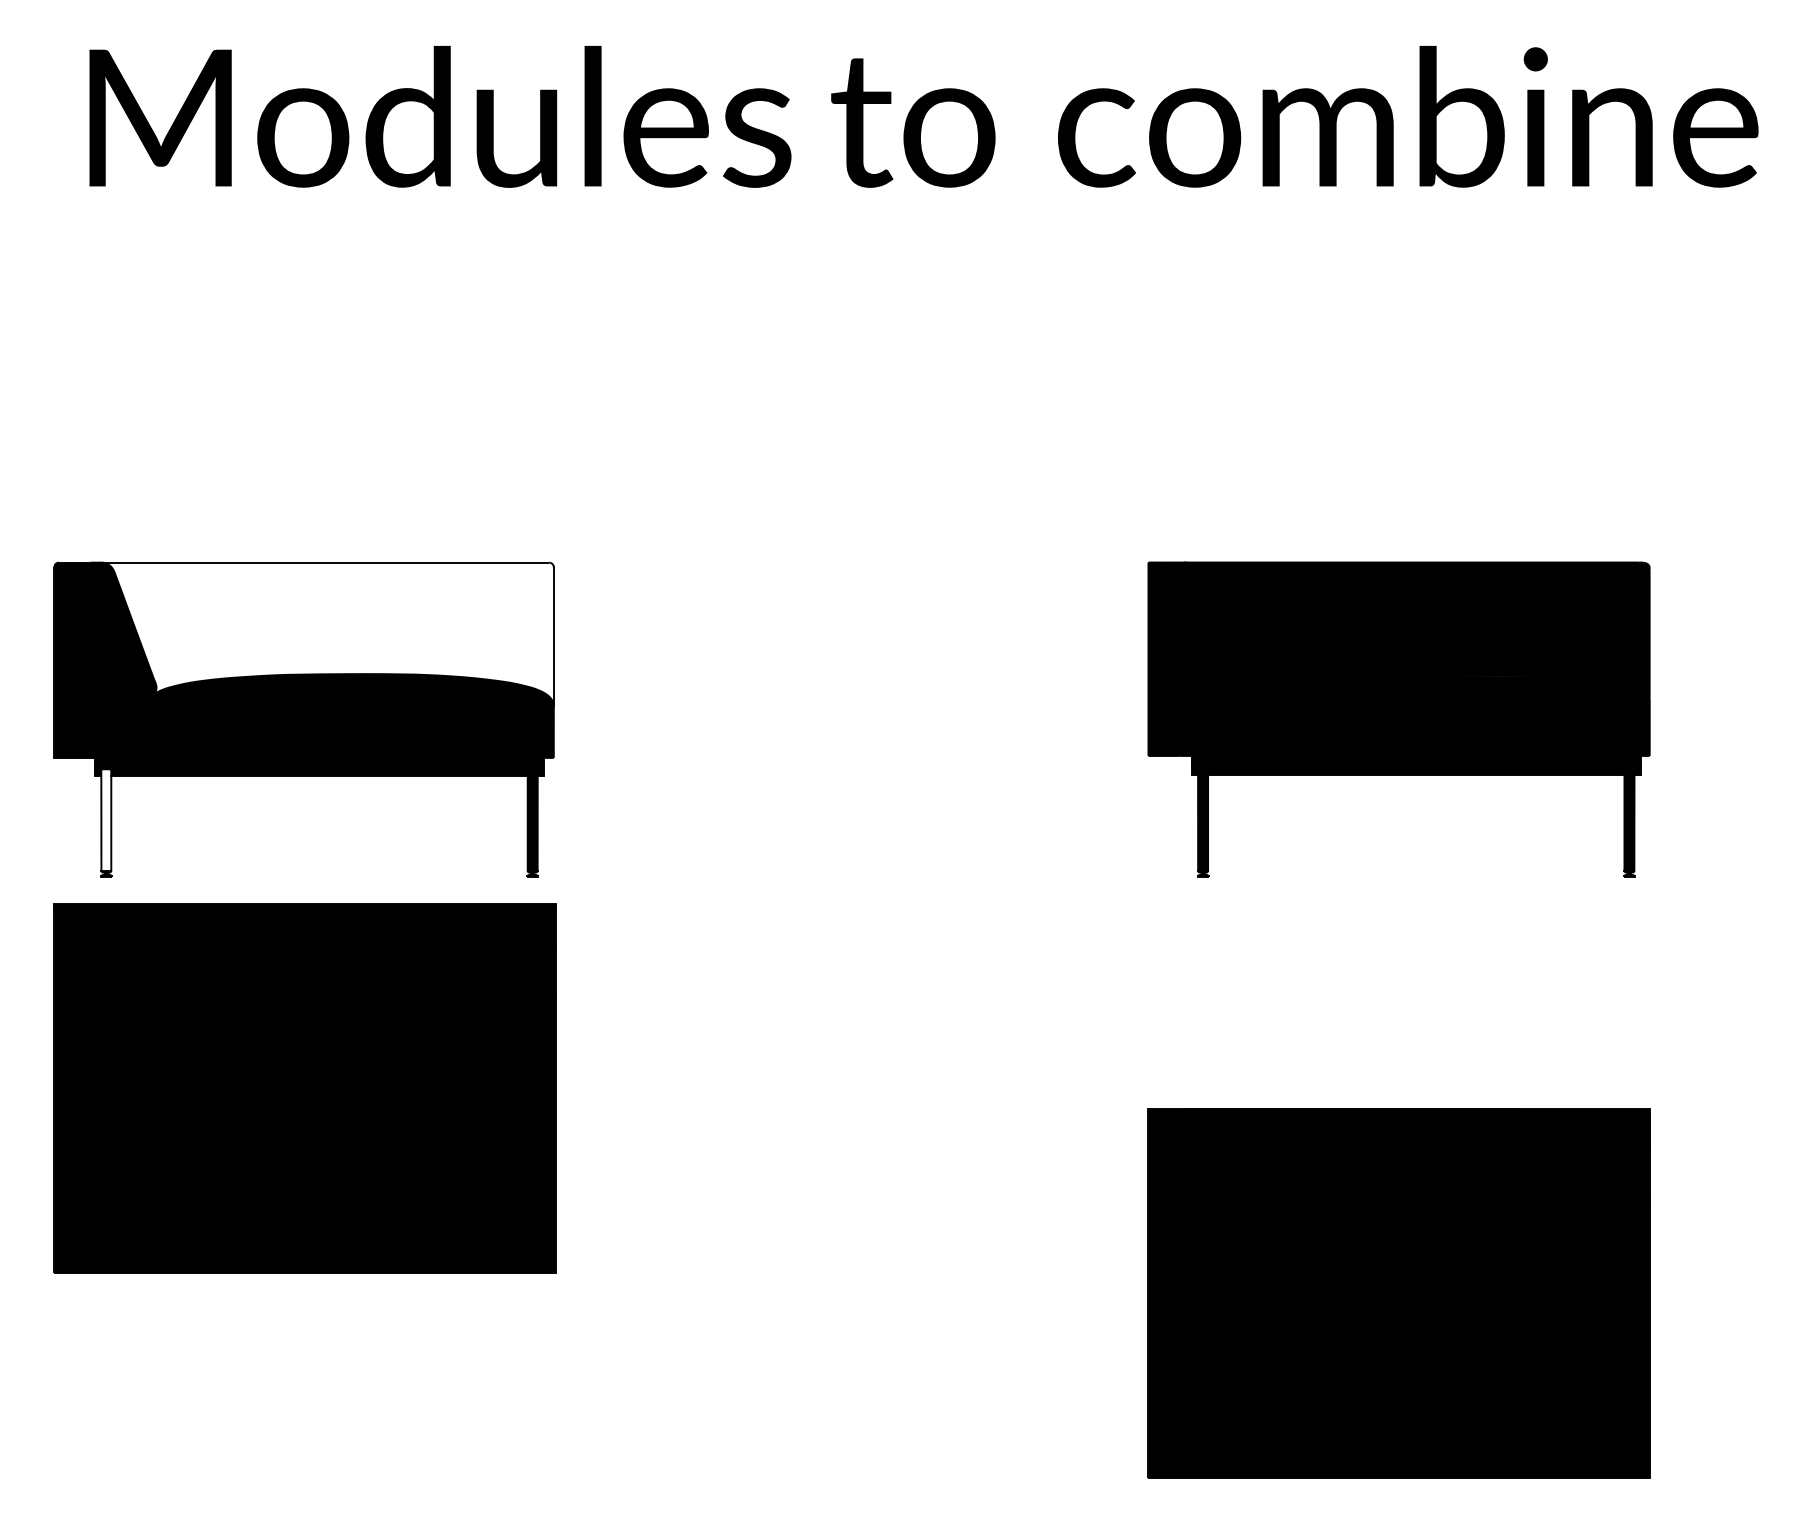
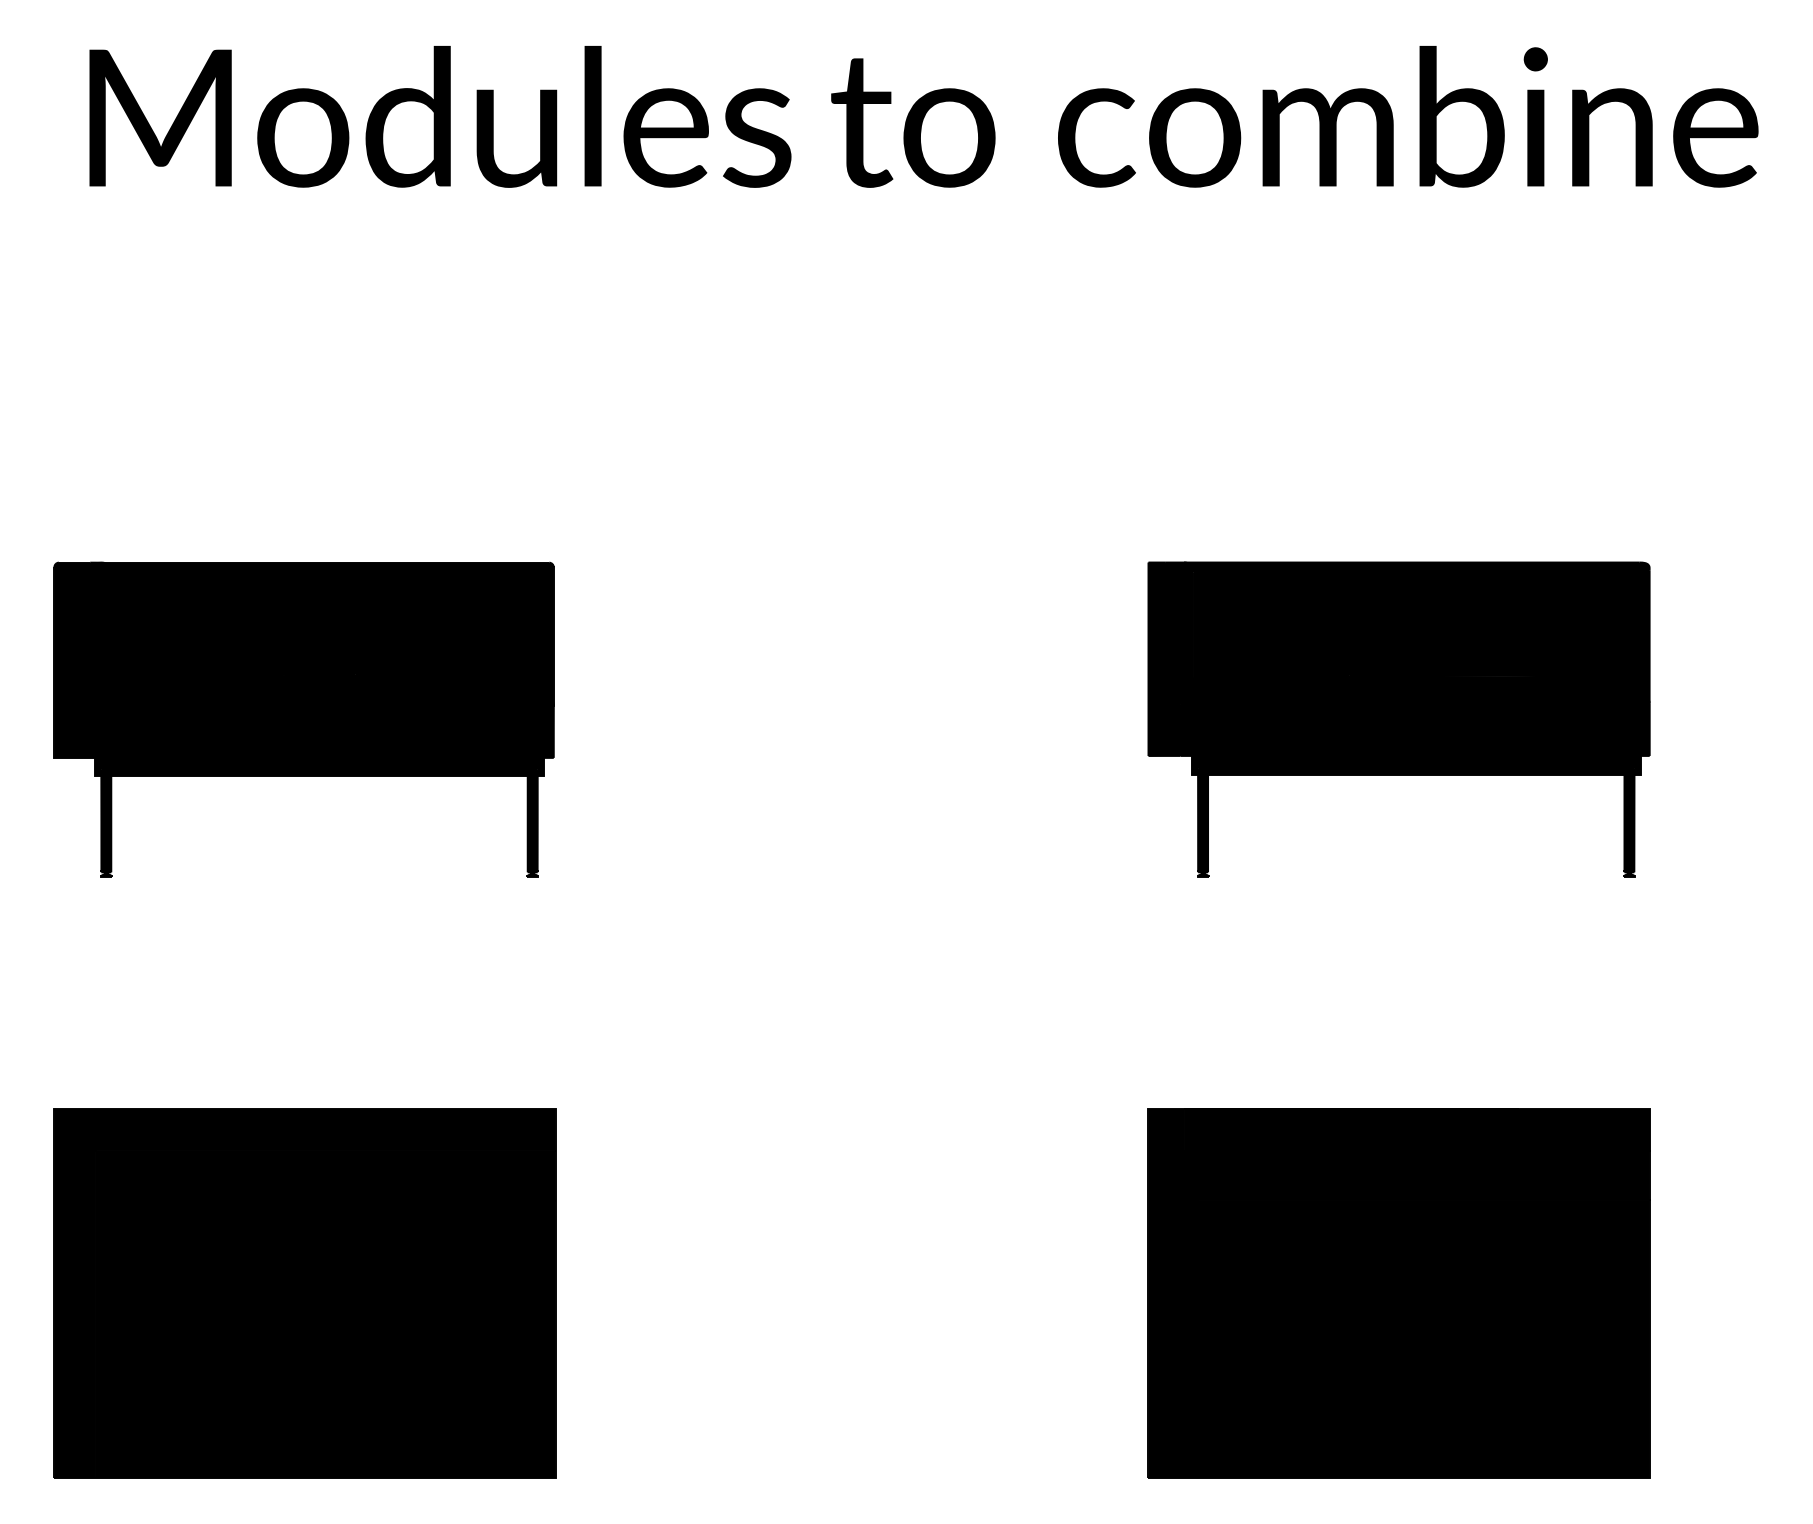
fill: none -> present (328, 634)
fill: none -> present (106, 820)
part position: (304, 1088) -> (304, 1293) (304, 1293)
